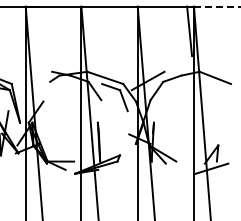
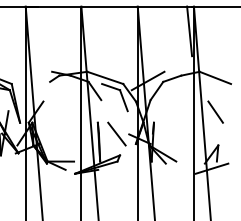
line: dashed -> solid (217, 6)
line: none -> present (215, 111)
line: none -> present (116, 133)
